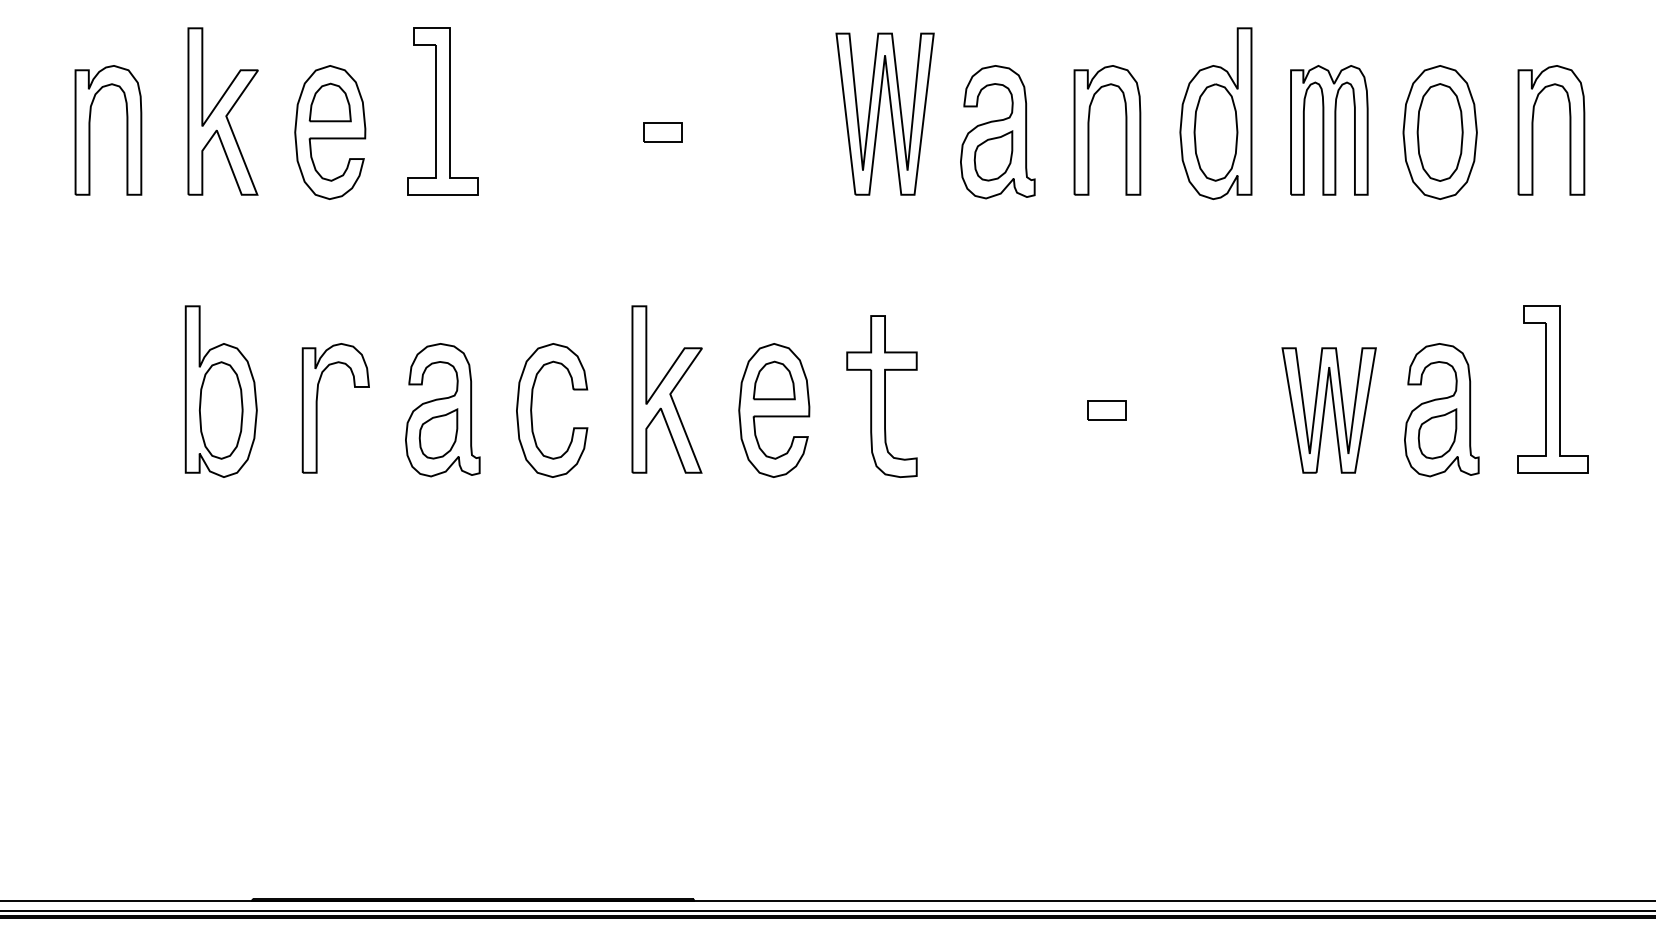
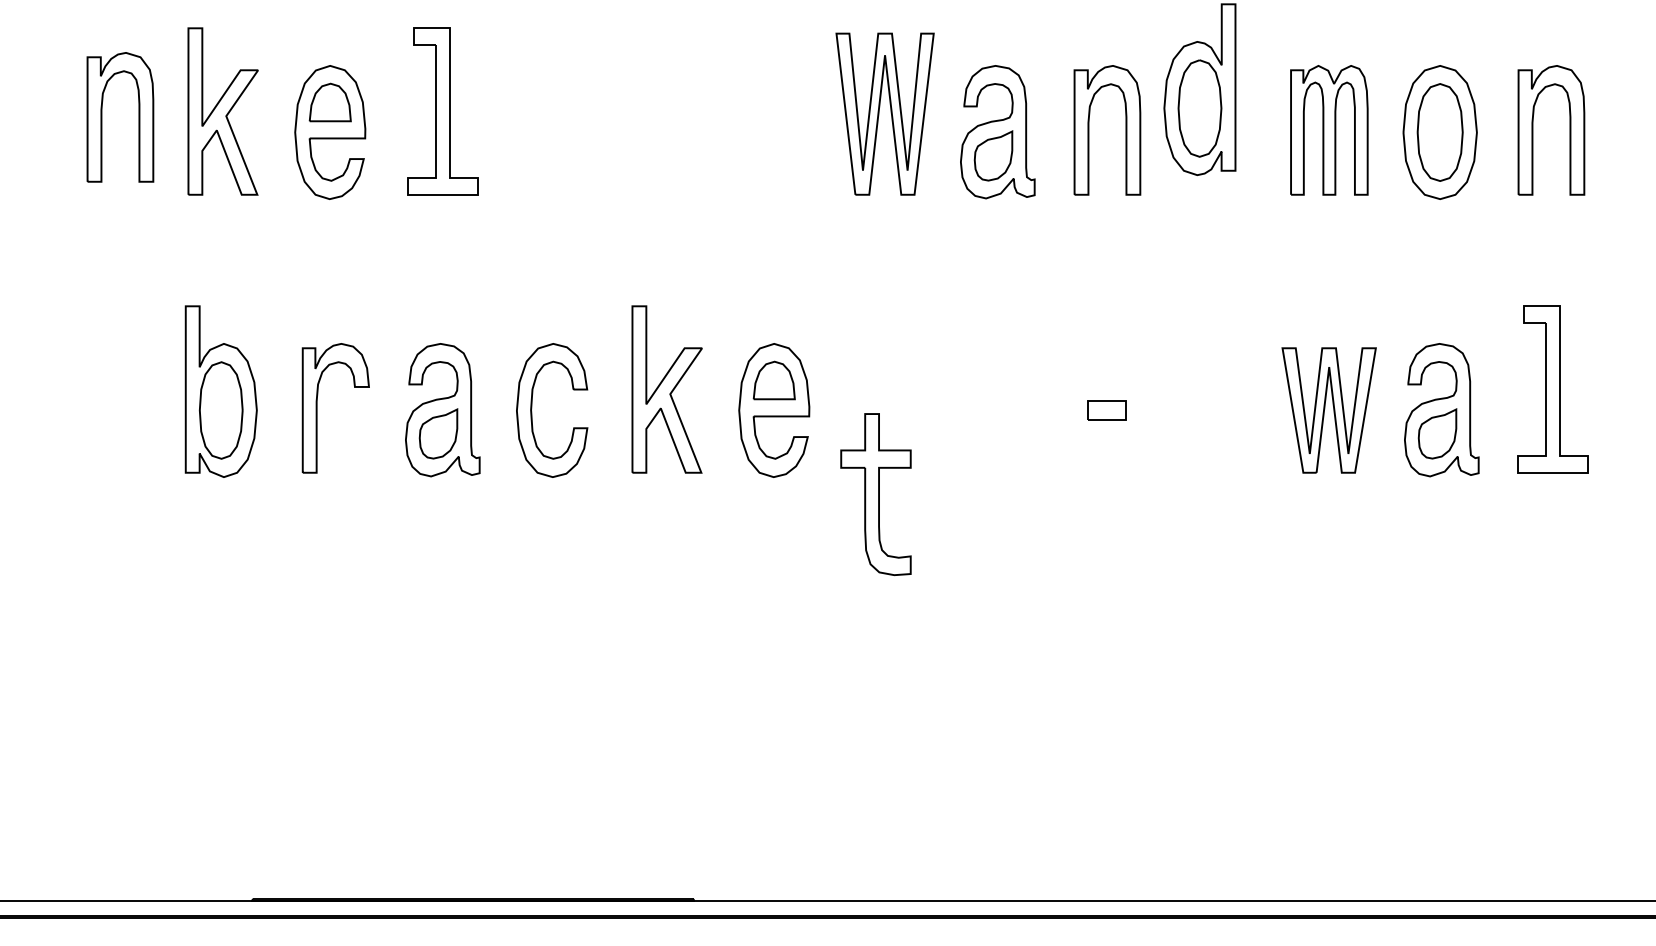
part position: (1215, 113) -> (1199, 89) (1199, 89)
part position: (90, 130) -> (102, 117) (102, 117)
part: present -> none (662, 132)
part position: (881, 396) -> (875, 494) (875, 494)
line: present -> none (827, 911)
